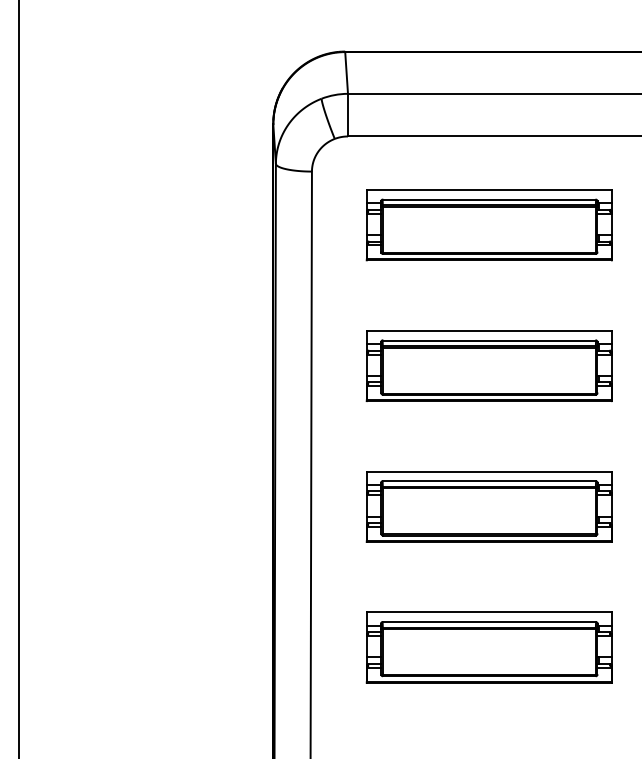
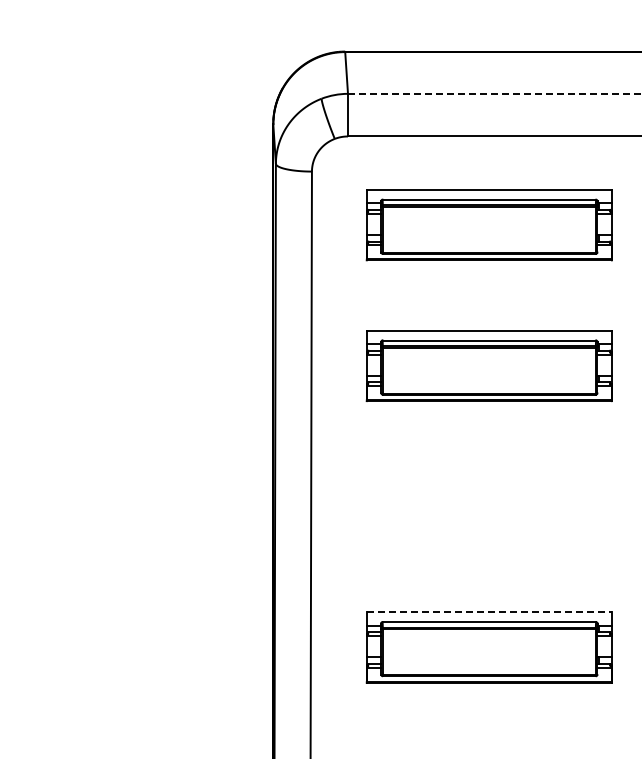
line: solid -> dashed (494, 93)
line: present -> none (19, 378)
part: present -> none (488, 506)
line: solid -> dashed (489, 612)
